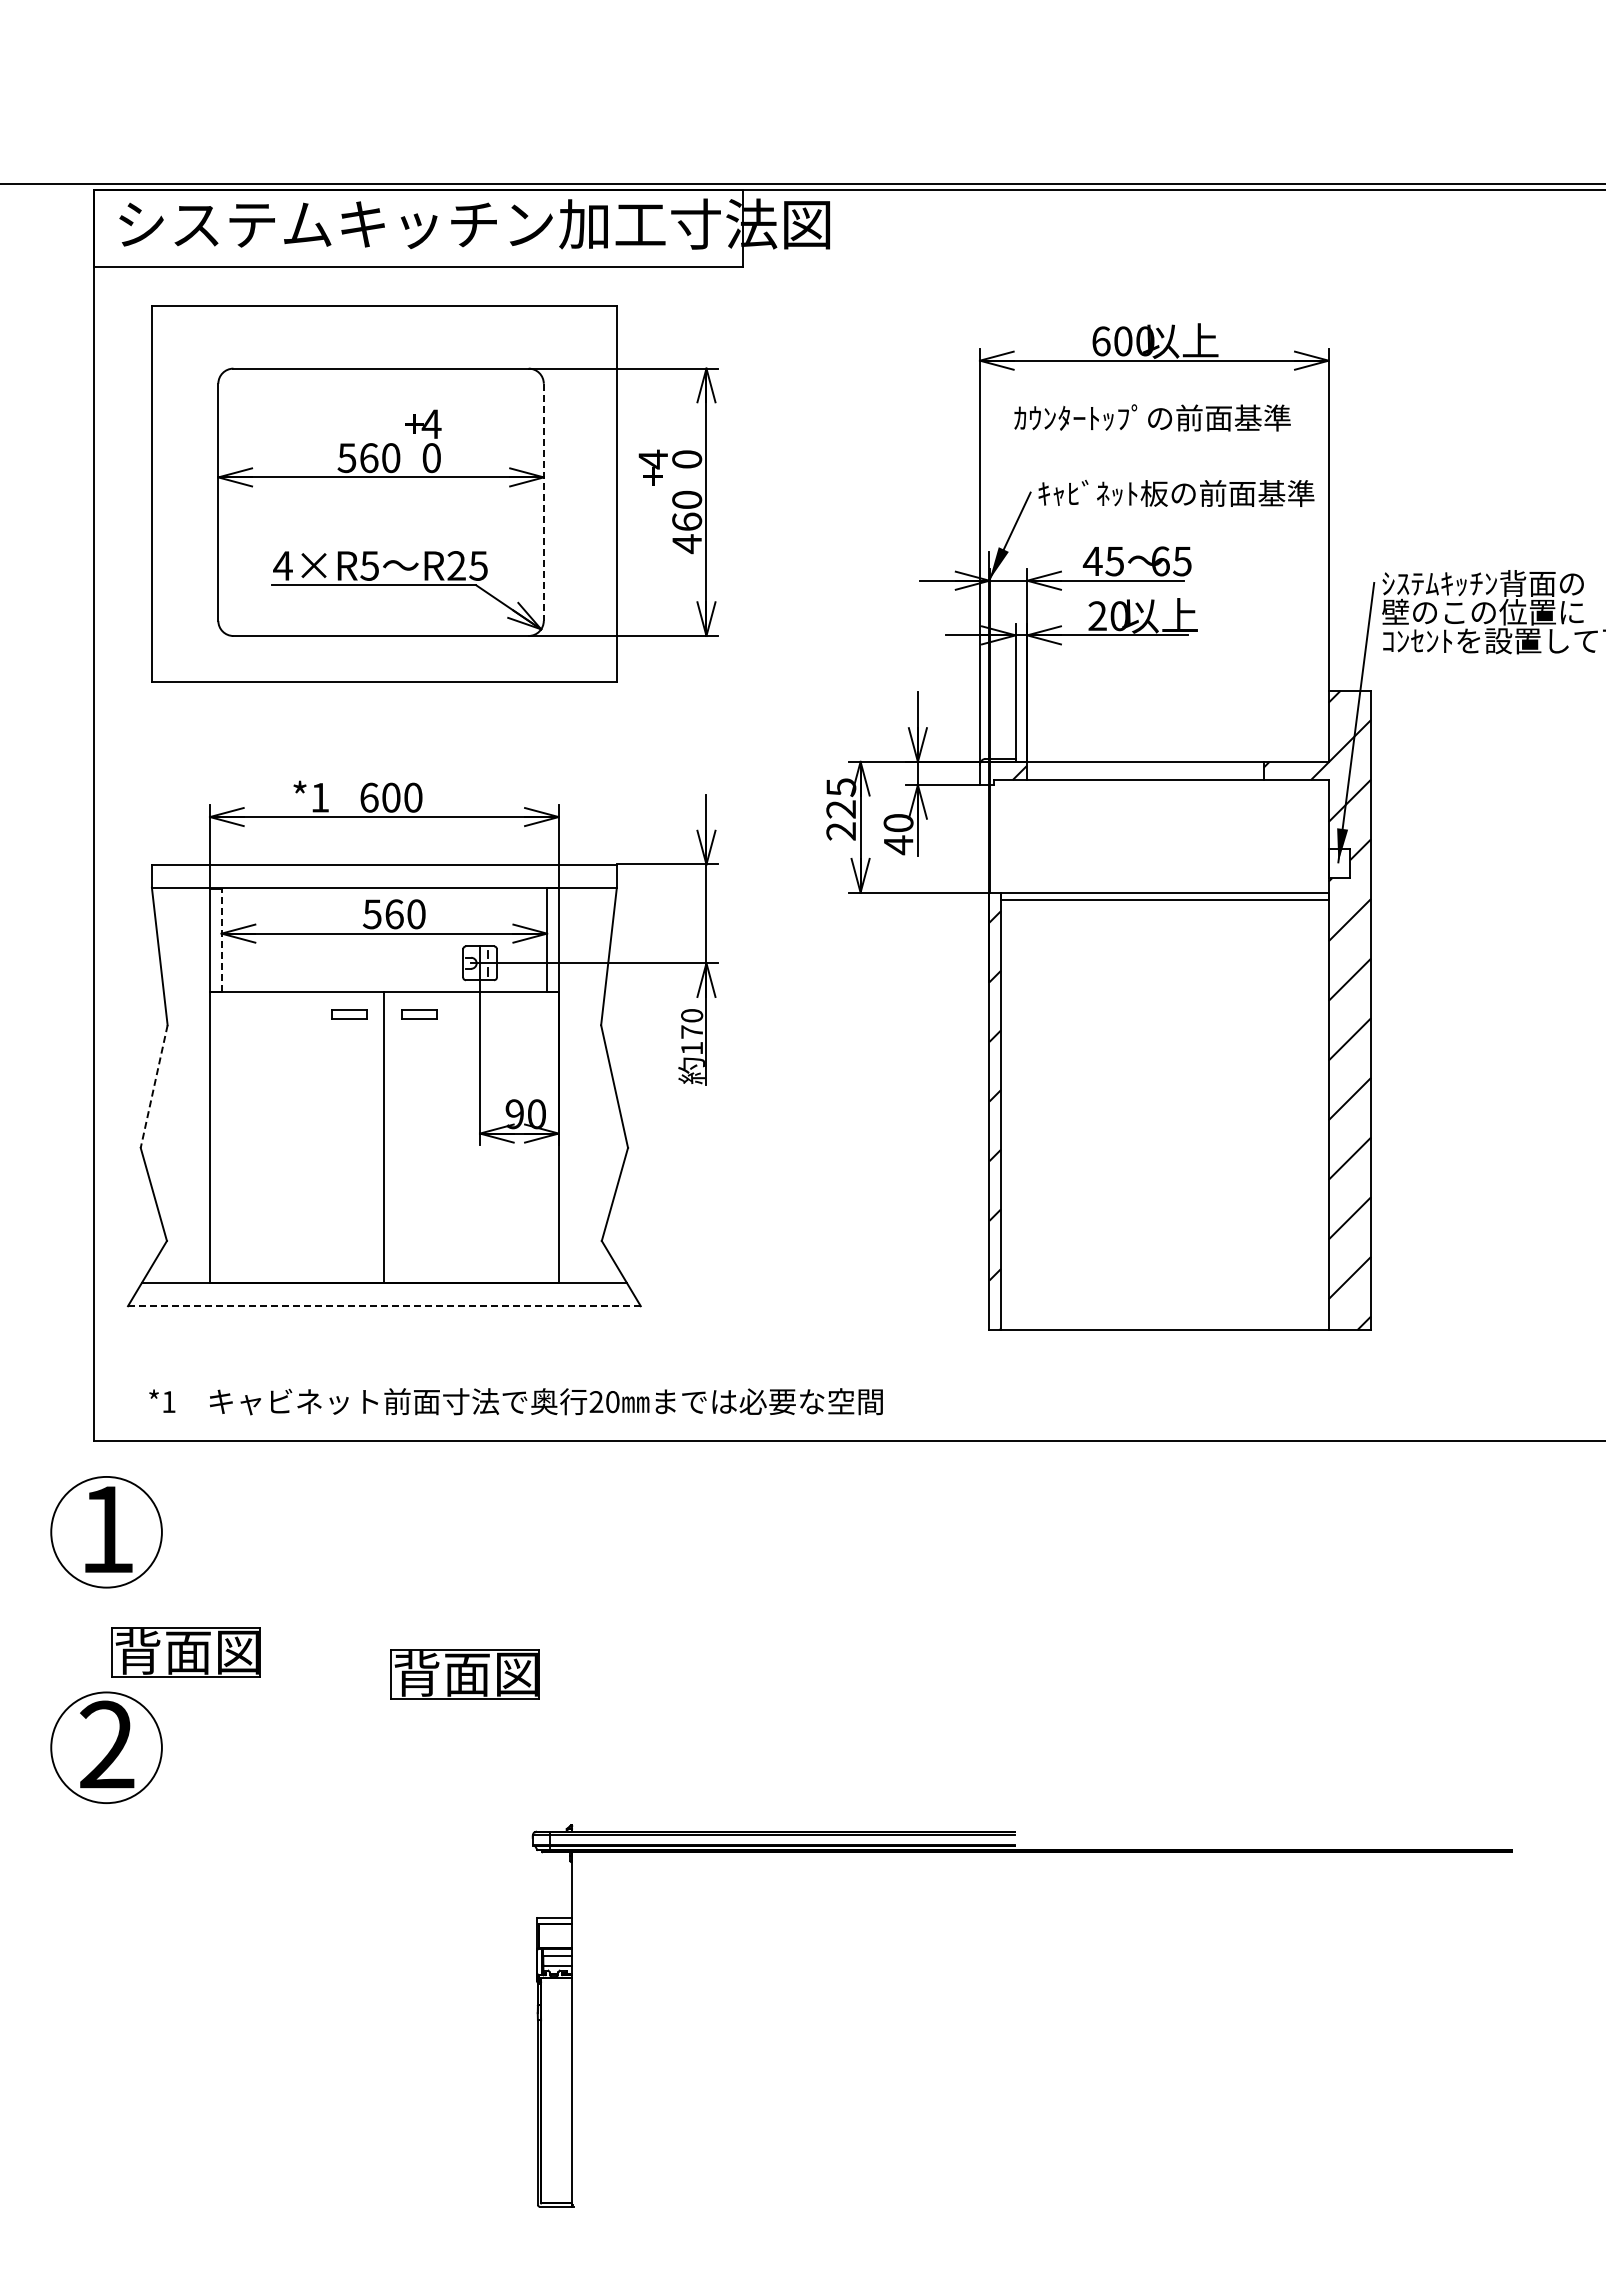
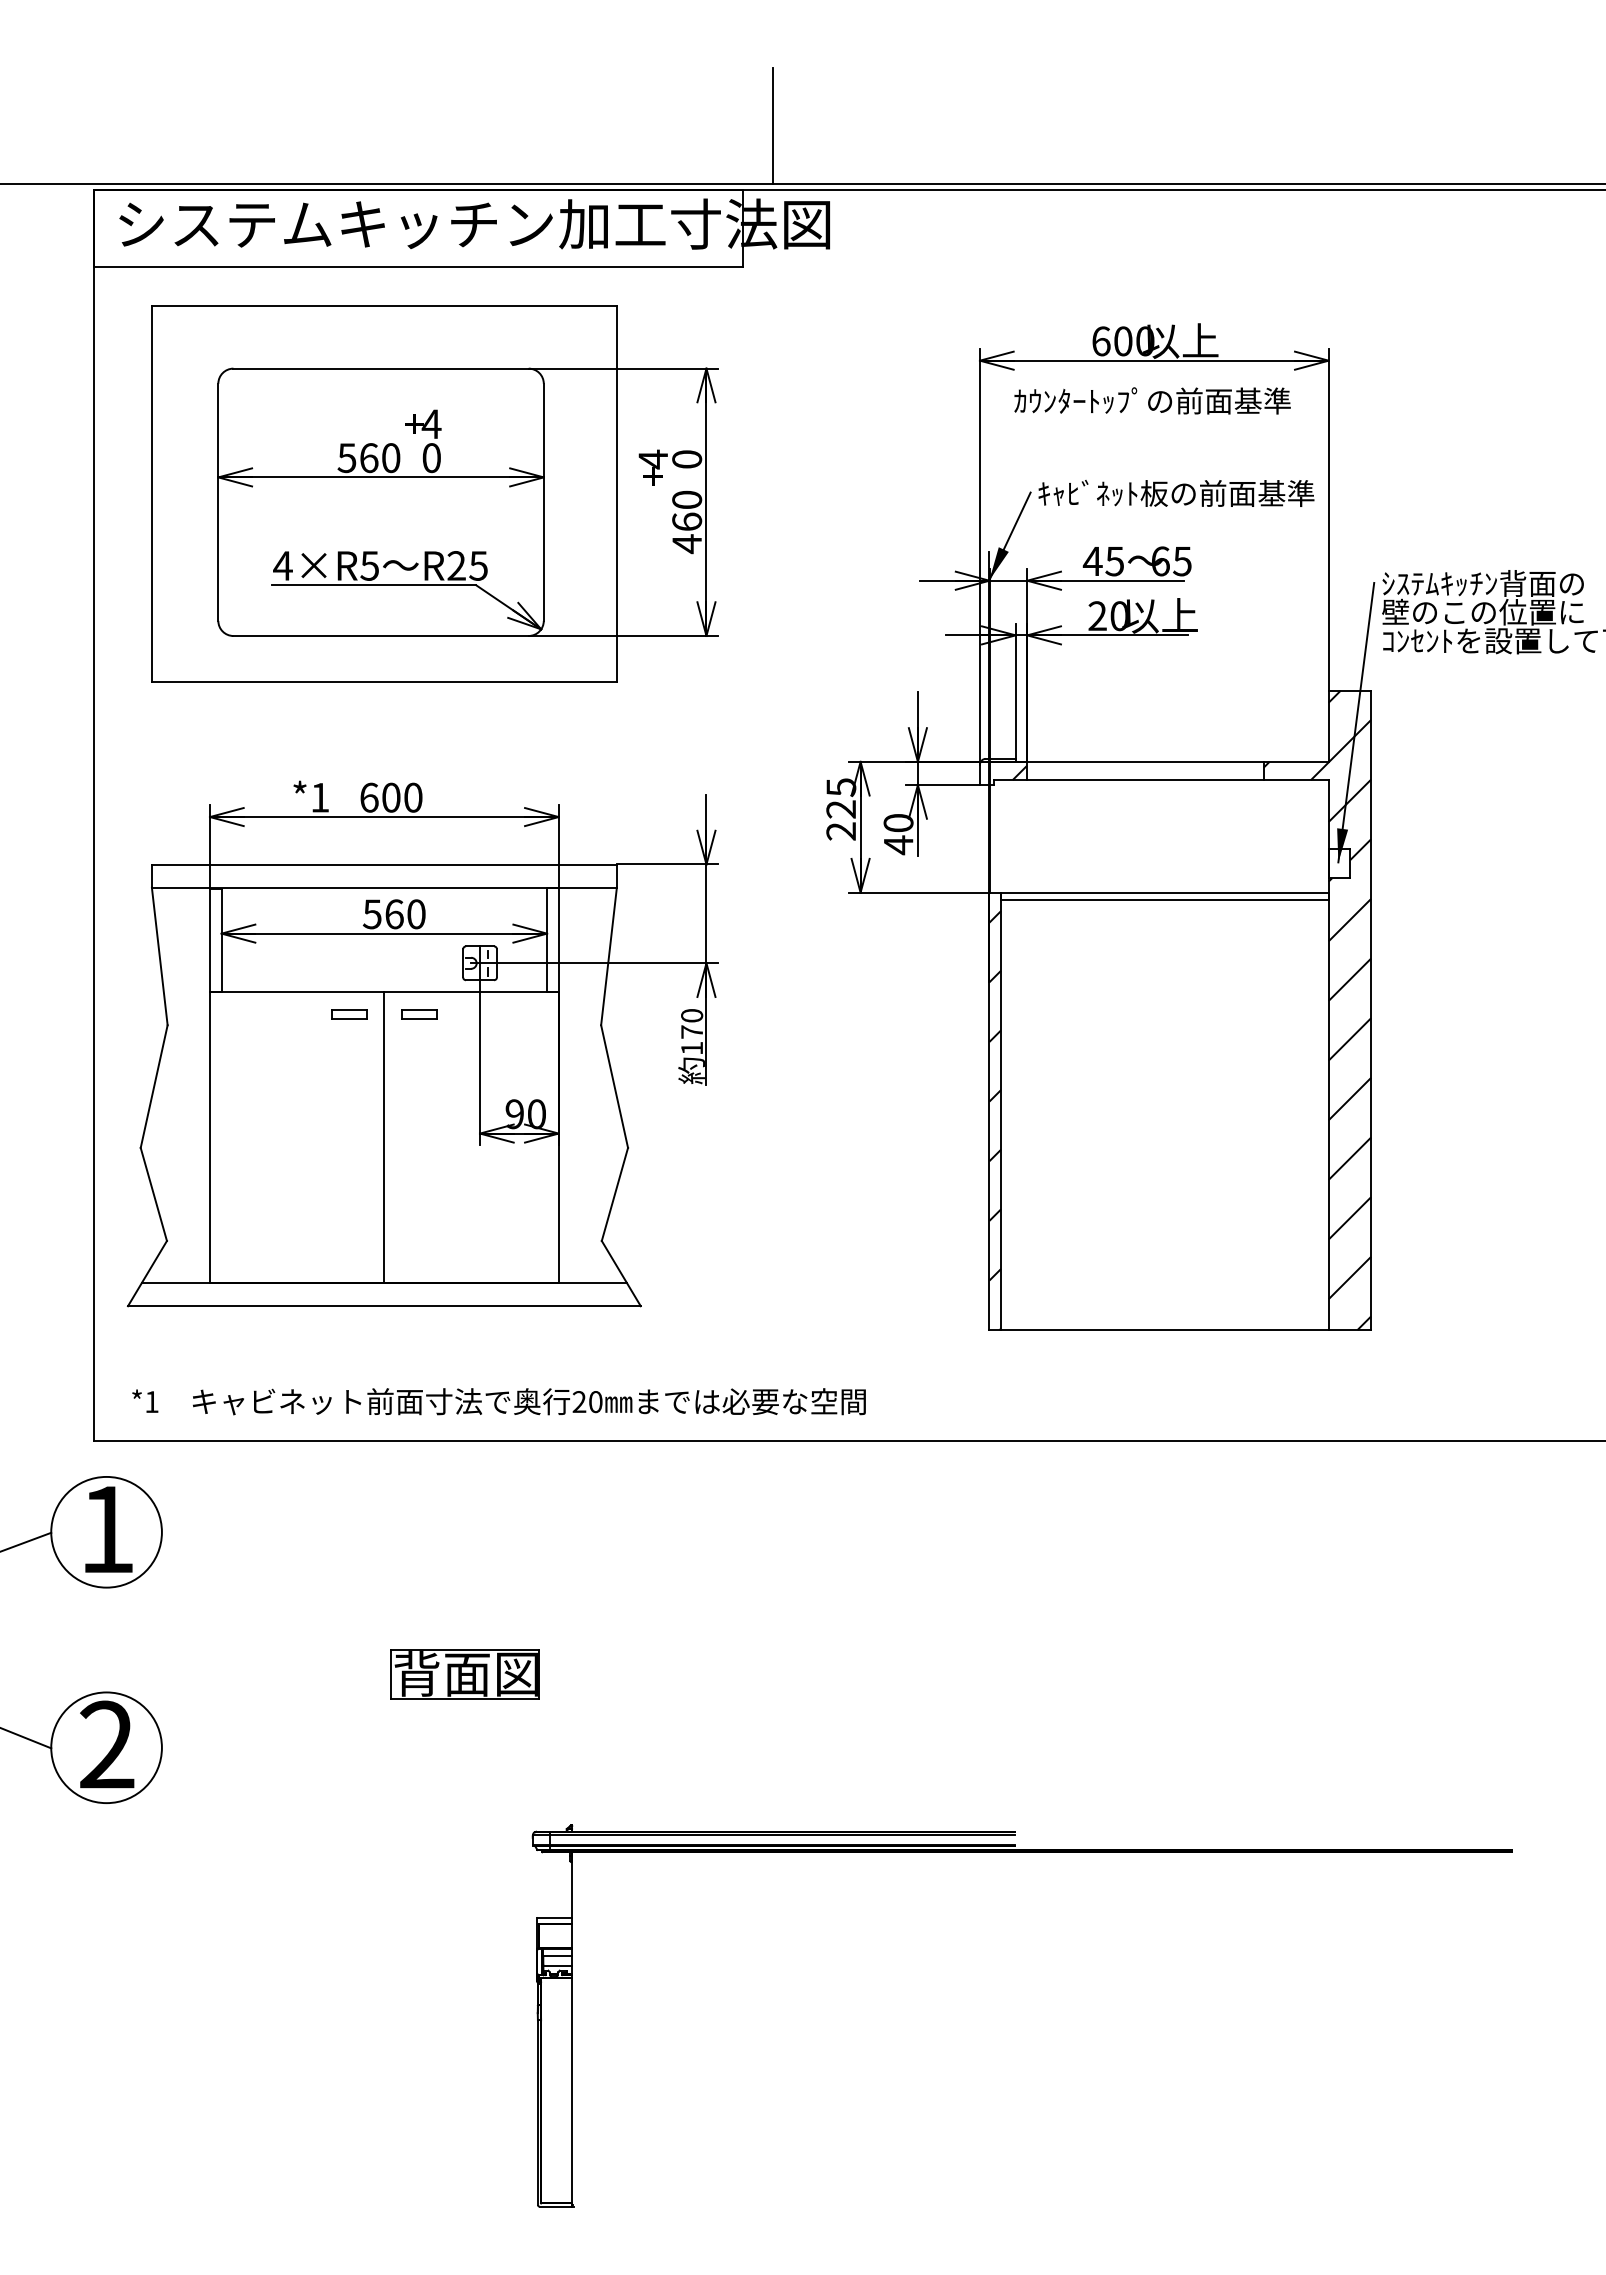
line: none -> present (772, 126)
text position: (1152, 417) -> (1152, 400) (1152, 400)
line: dashed -> solid (543, 502)
line: dashed -> solid (221, 940)
line: dashed -> solid (154, 1086)
line: dashed -> solid (384, 1306)
text position: (515, 1401) -> (498, 1401) (498, 1401)
line: none -> present (26, 1541)
part: present -> none (185, 1652)
line: none -> present (26, 1738)
